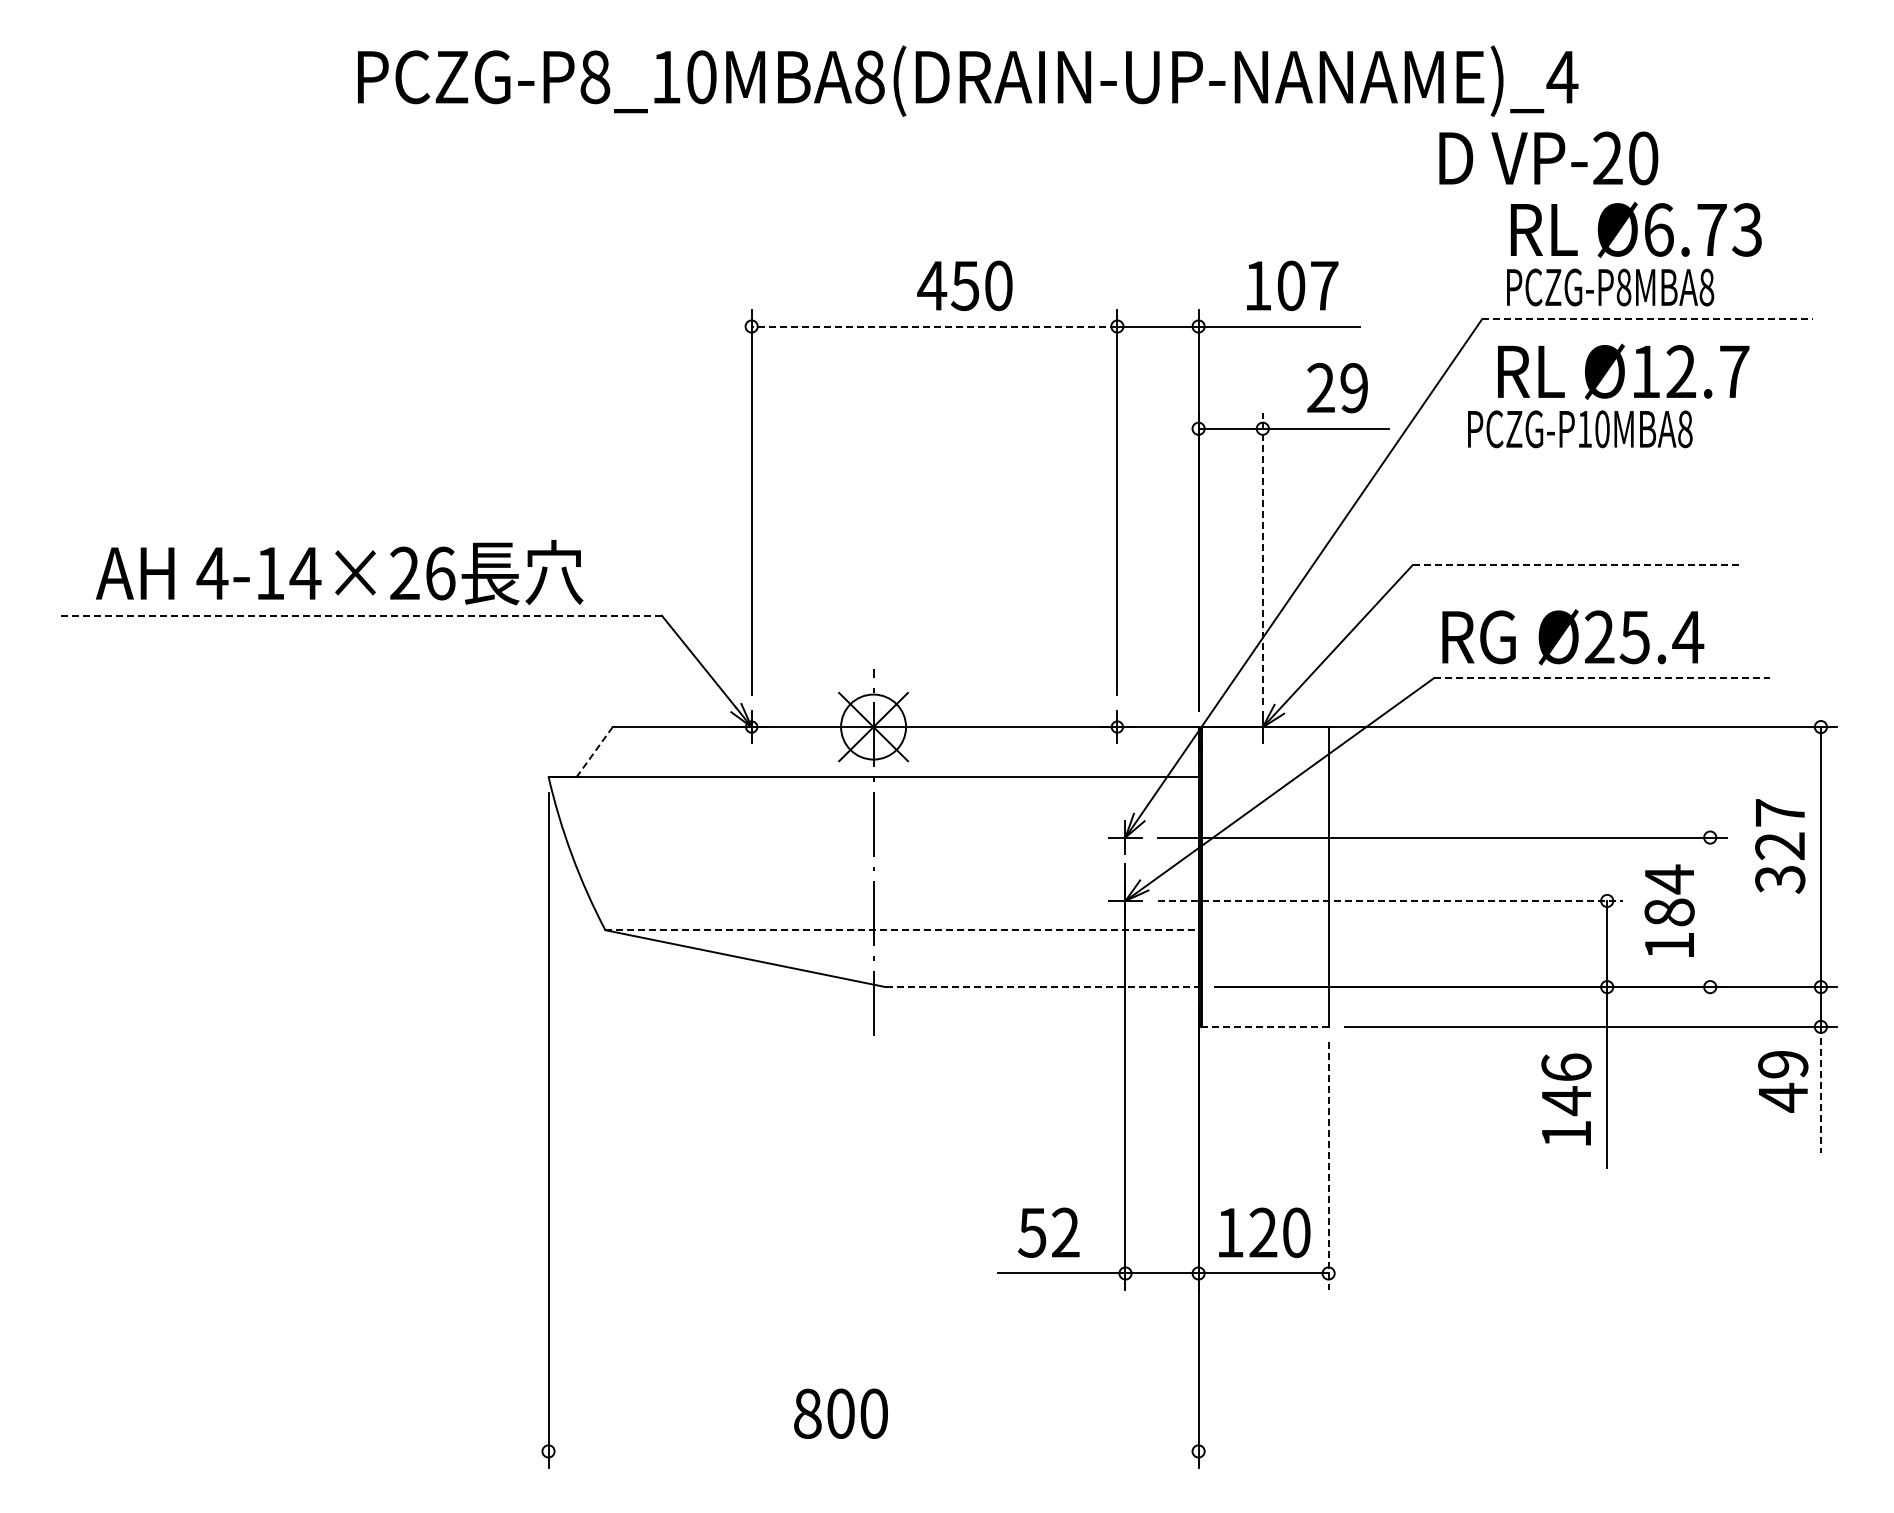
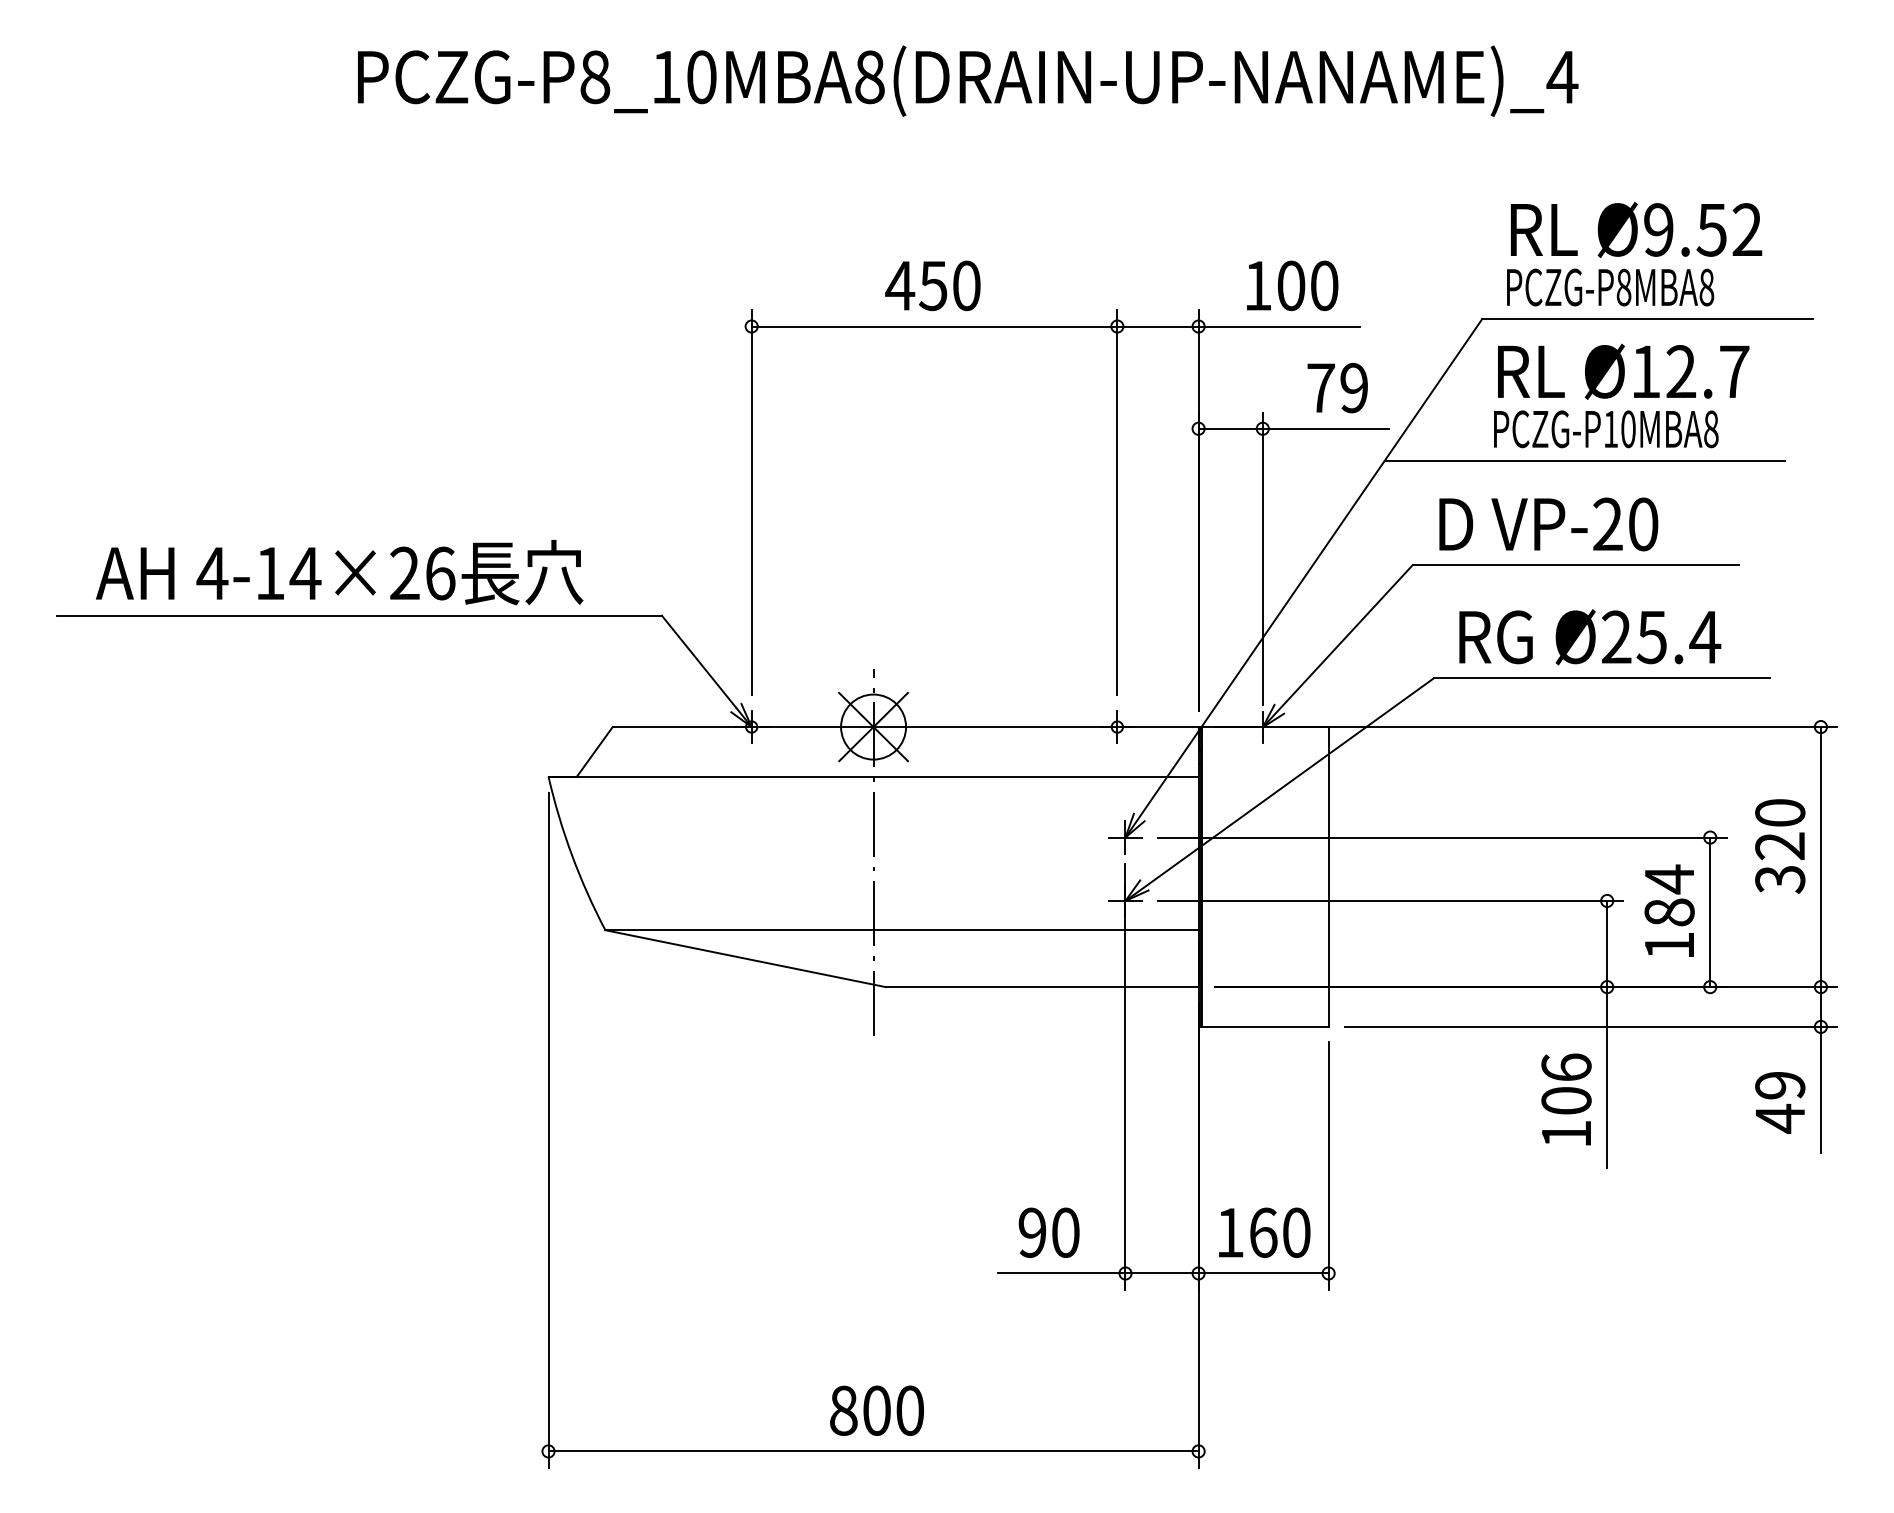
text position: (1548, 158) -> (1548, 524) (1548, 524)
text: Ø6.73 -> Ø9.52 (1703, 229)
text position: (964, 285) -> (932, 285) (932, 285)
text: 107 -> 100 (1324, 285)
line: dashed -> solid (1648, 318)
line: dashed -> solid (934, 326)
text: 29 -> 79 (1321, 387)
text position: (1580, 429) -> (1606, 429) (1606, 429)
line: none -> present (1584, 460)
line: dashed -> solid (1262, 558)
line: dashed -> solid (1575, 565)
line: dashed -> solid (359, 615)
text position: (1573, 637) -> (1590, 637) (1590, 637)
line: dashed -> solid (1602, 678)
line: dashed -> solid (594, 751)
text: 327 -> 320 (1780, 812)
line: dashed -> solid (1390, 900)
line: none -> present (1710, 912)
line: dashed -> solid (902, 930)
line: dashed -> solid (1042, 987)
line: dashed -> solid (1265, 1026)
text position: (1783, 1081) -> (1780, 1102) (1780, 1102)
line: dashed -> solid (1820, 1089)
text: 146 -> 106 (1566, 1101)
line: dashed -> solid (1328, 1165)
text: 52 -> 90 (1048, 1232)
text: 120 -> 160 (1263, 1232)
text position: (840, 1413) -> (876, 1410) (876, 1410)
line: none -> present (873, 1451)
